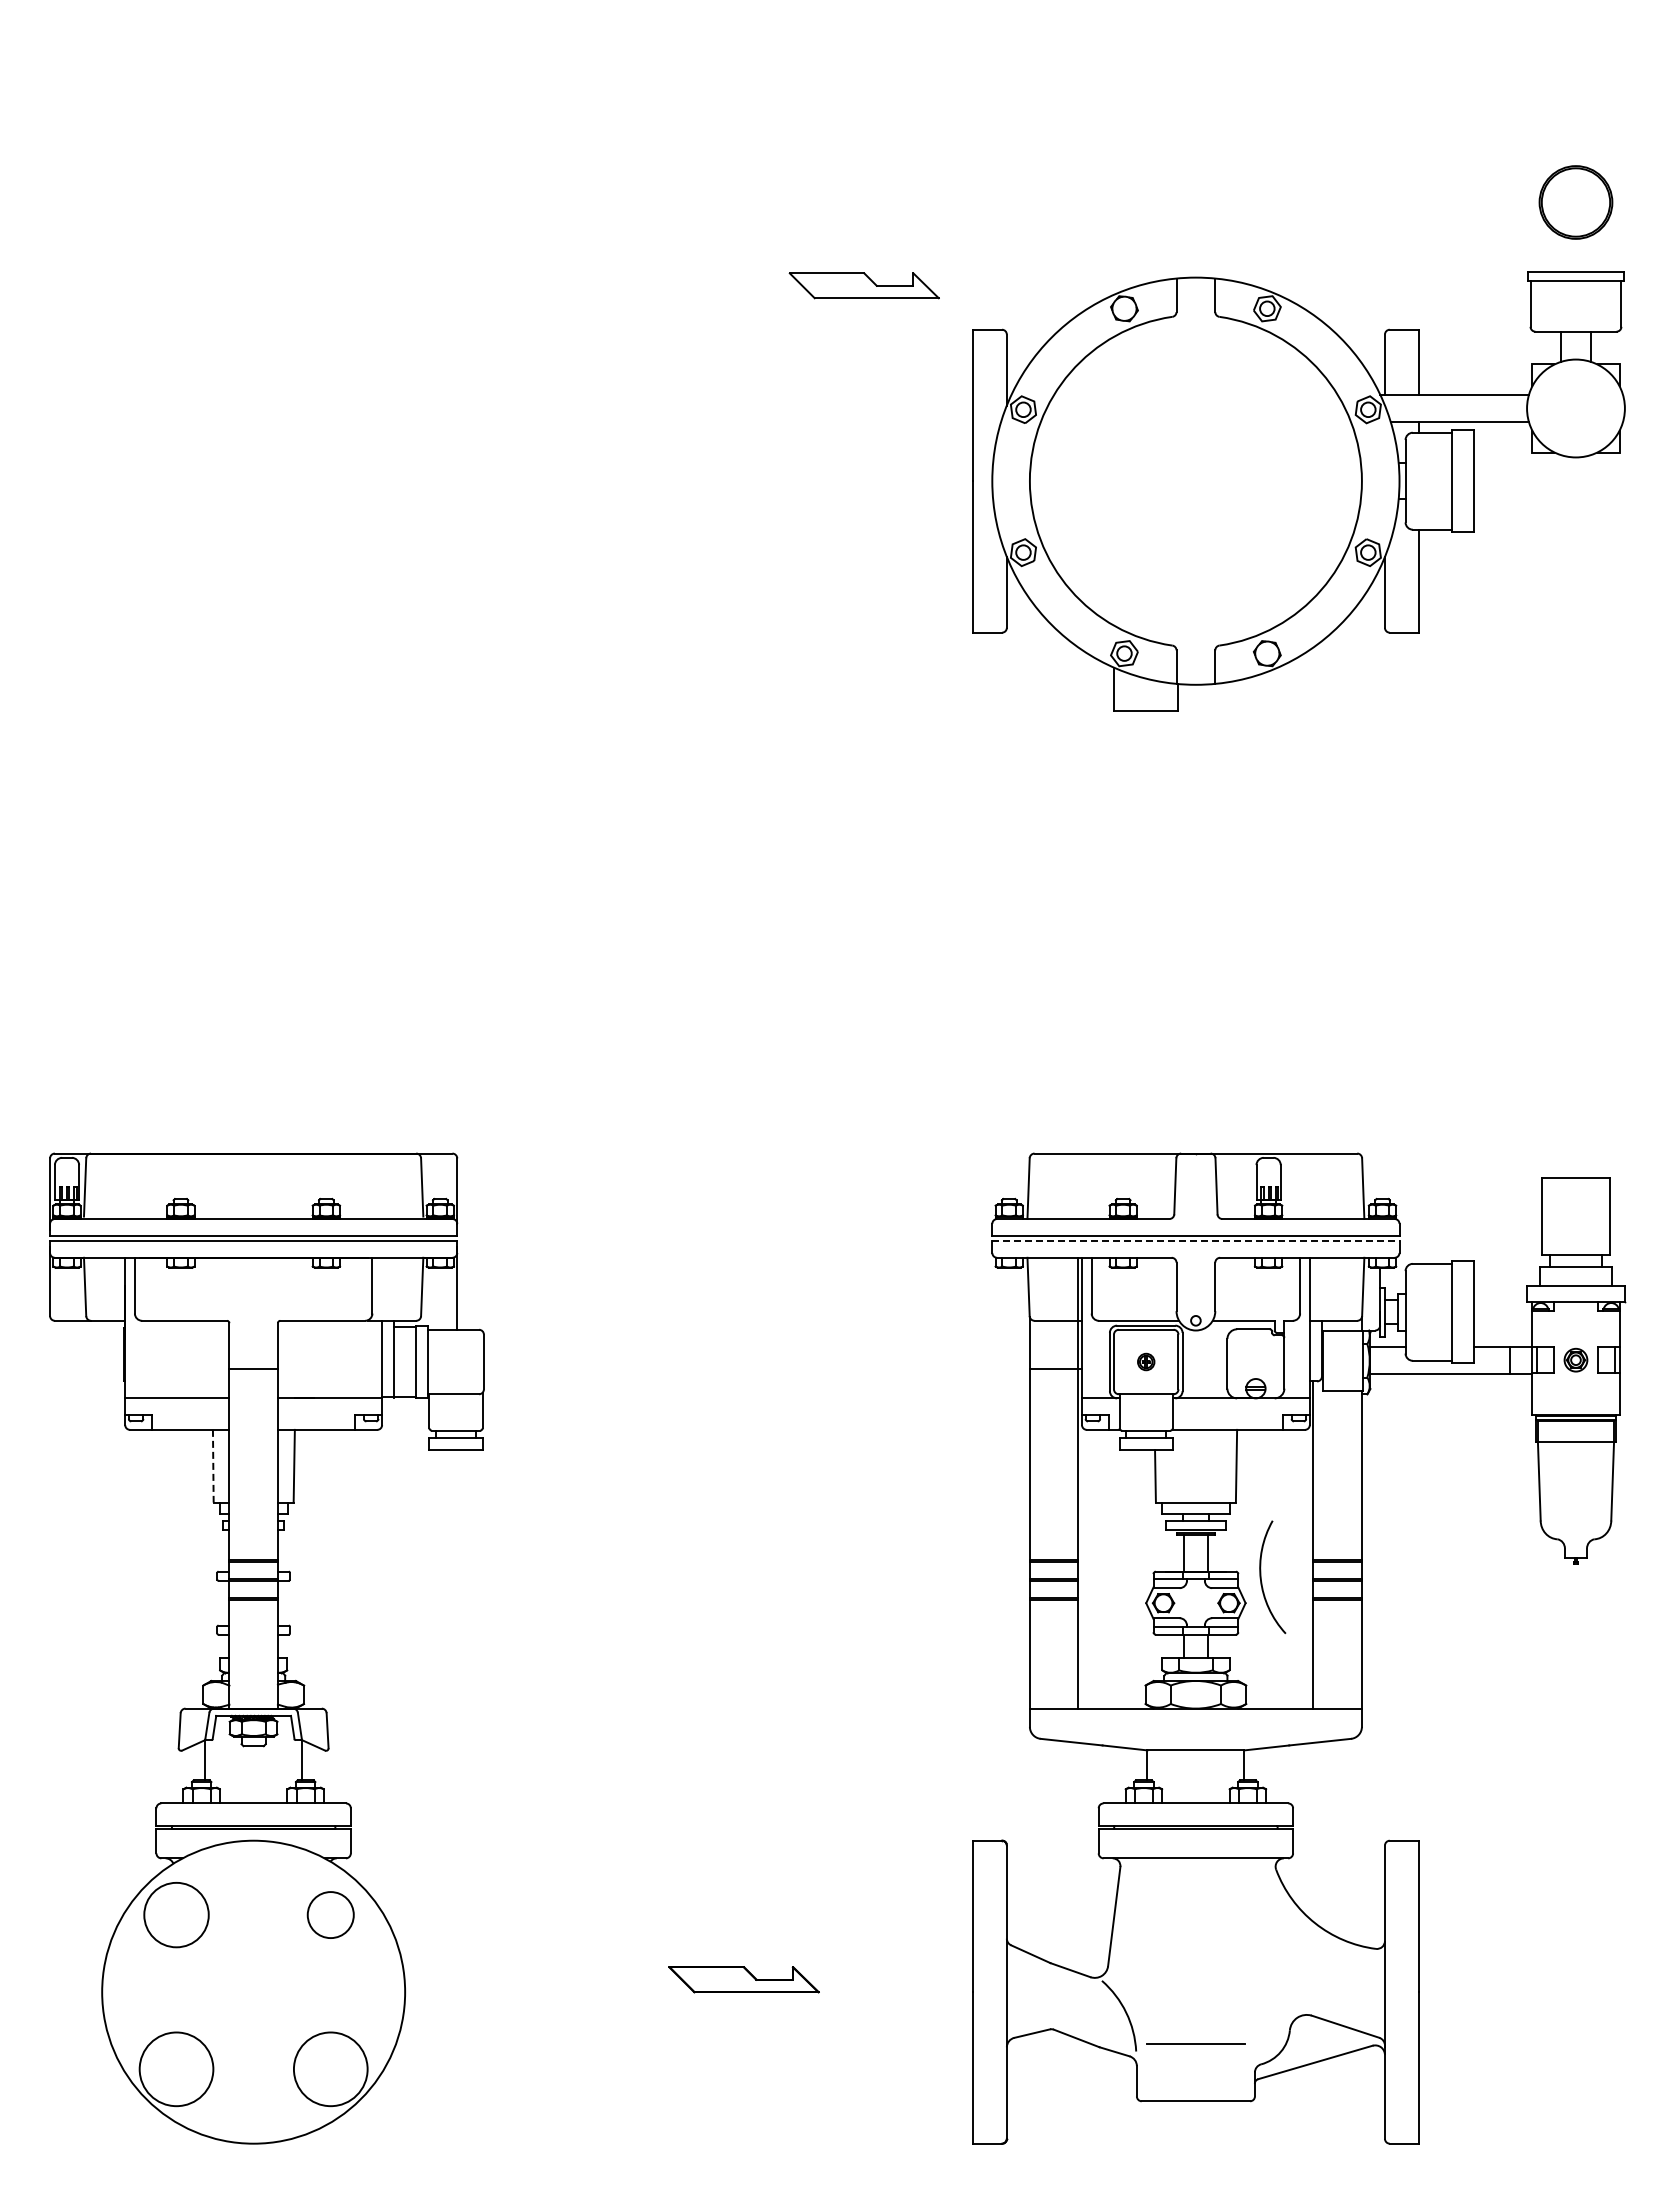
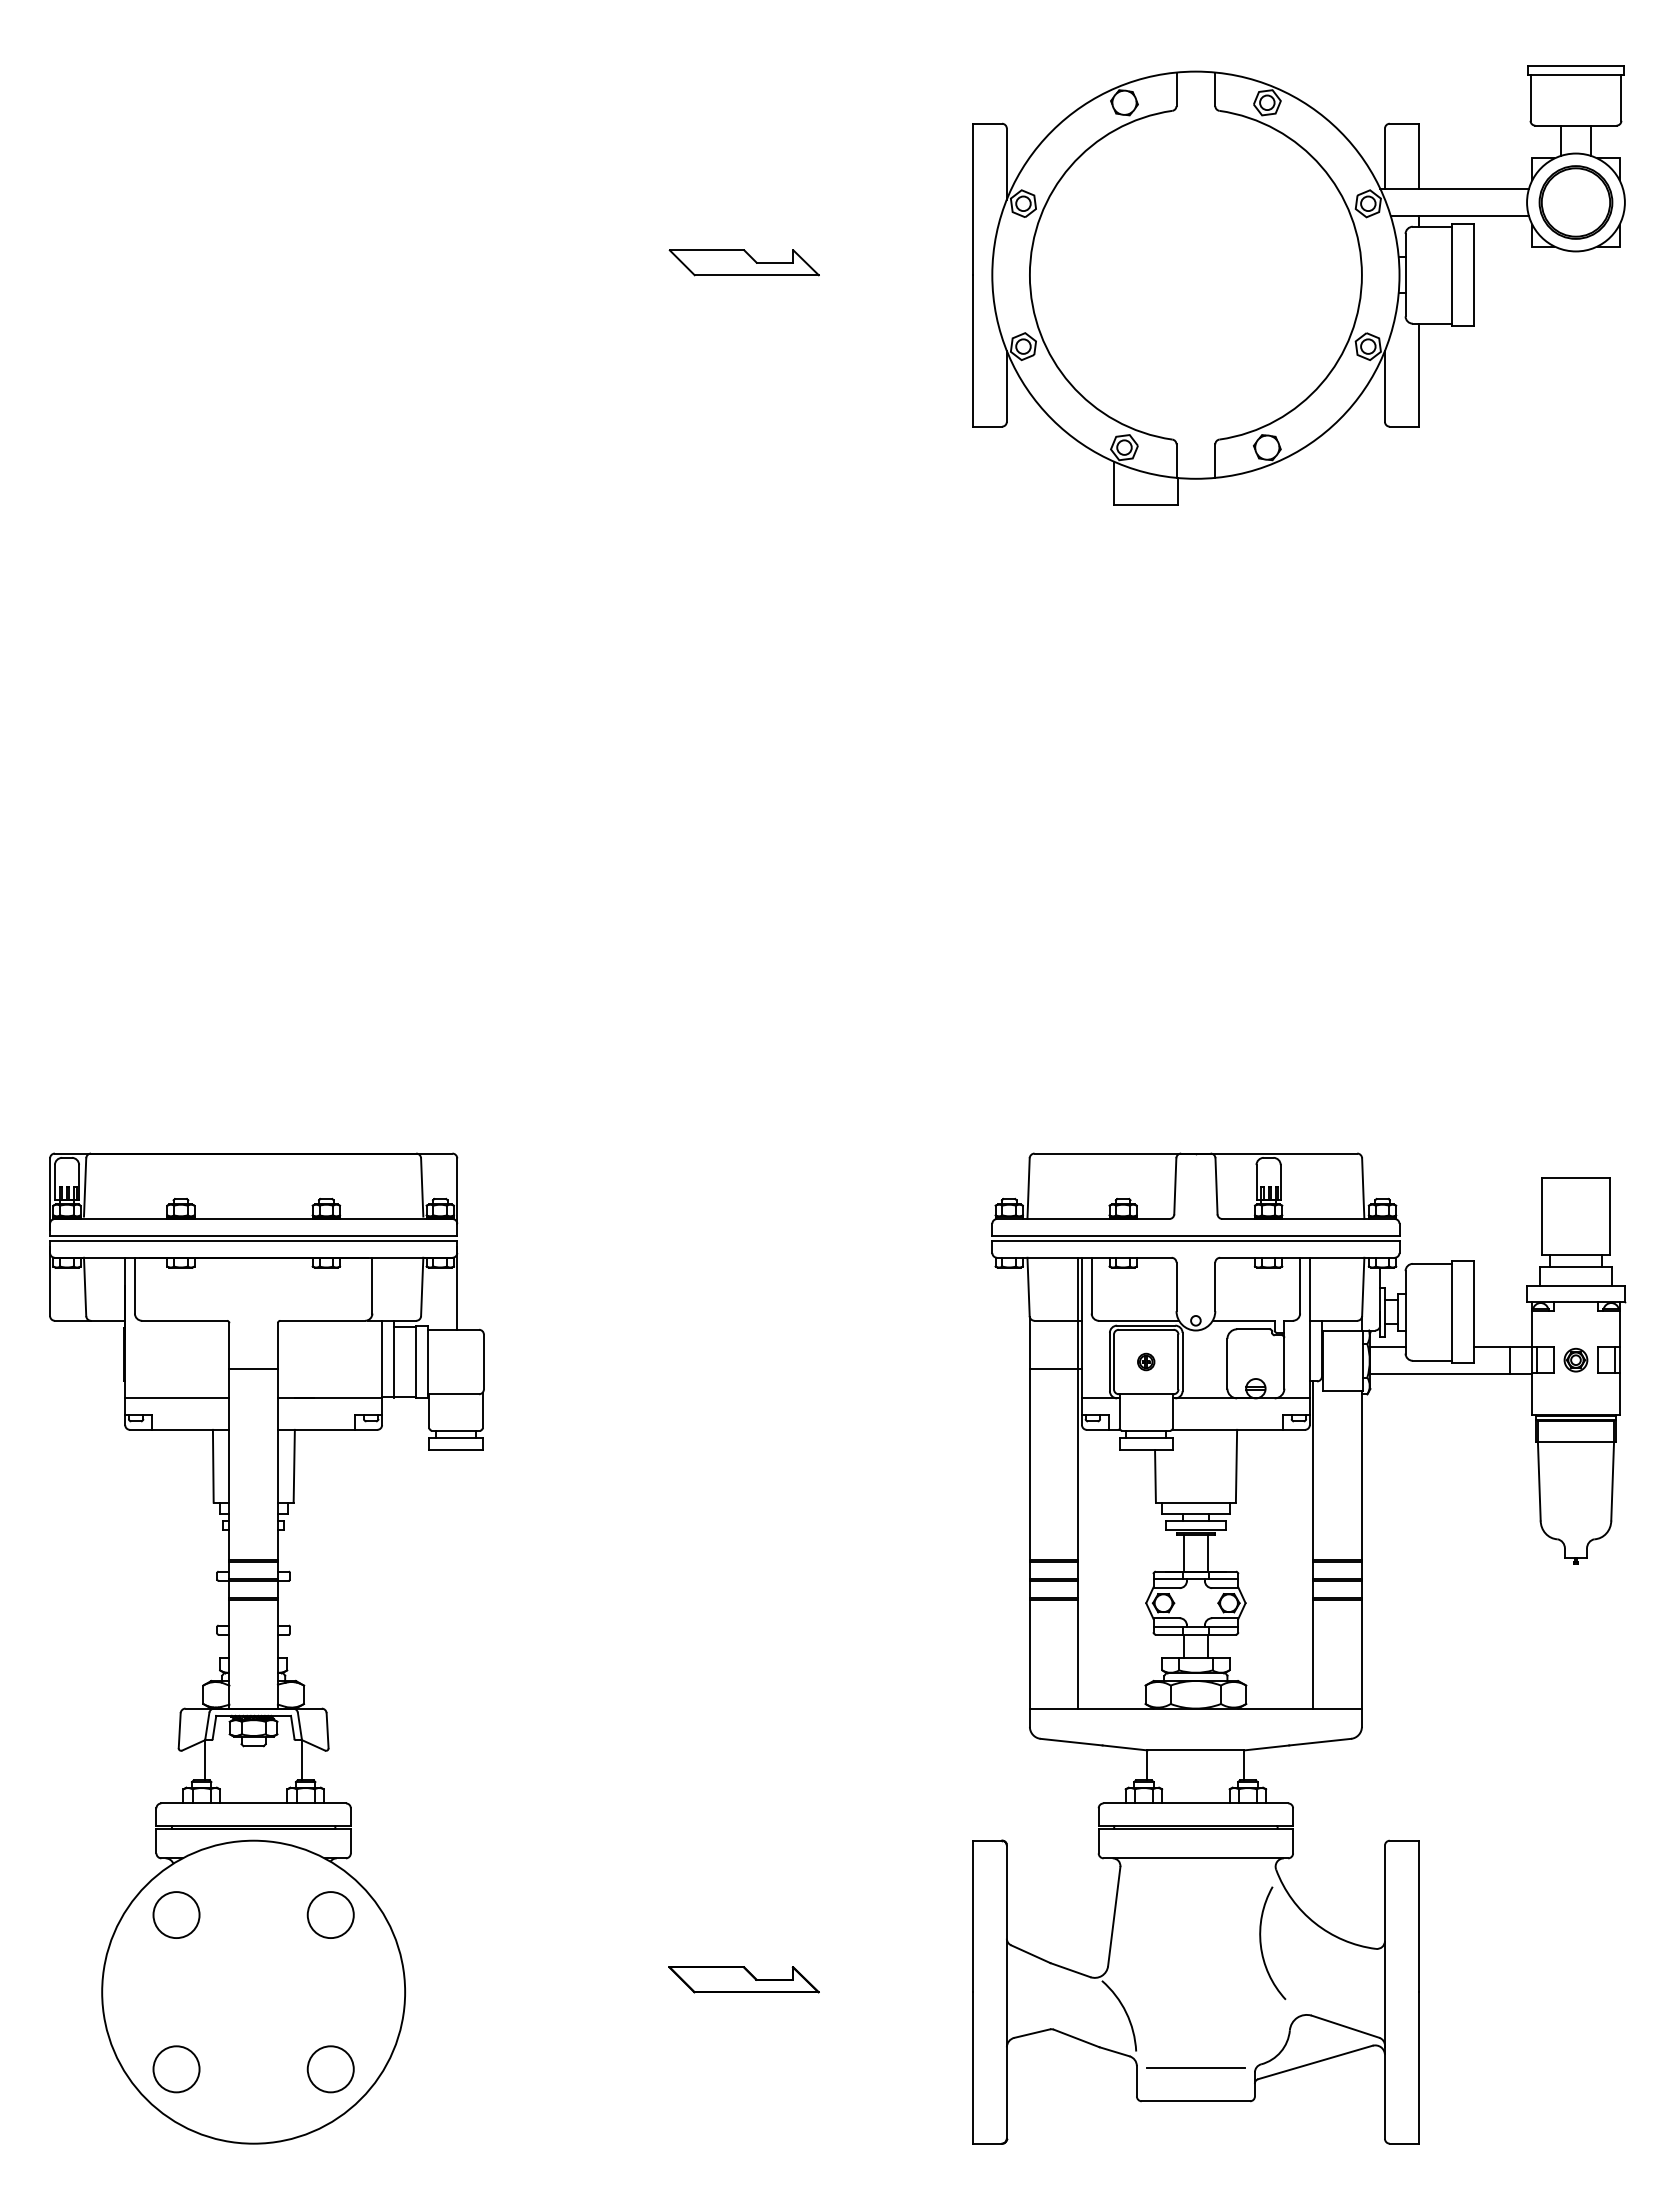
part position: (863, 285) -> (743, 262) (743, 262)
part position: (1298, 491) -> (1298, 285) (1298, 285)
line: dashed -> solid (1195, 1240)
line: dashed -> solid (213, 1466)
arc position: (1261, 1576) -> (1261, 1942) (1261, 1942)
circle diameter: 64 px -> 46 px (176, 1915)
line position: (1195, 2043) -> (1195, 2067) (1195, 2067)
circle diameter: 74 px -> 46 px (176, 2069)
circle diameter: 74 px -> 46 px (330, 2069)
